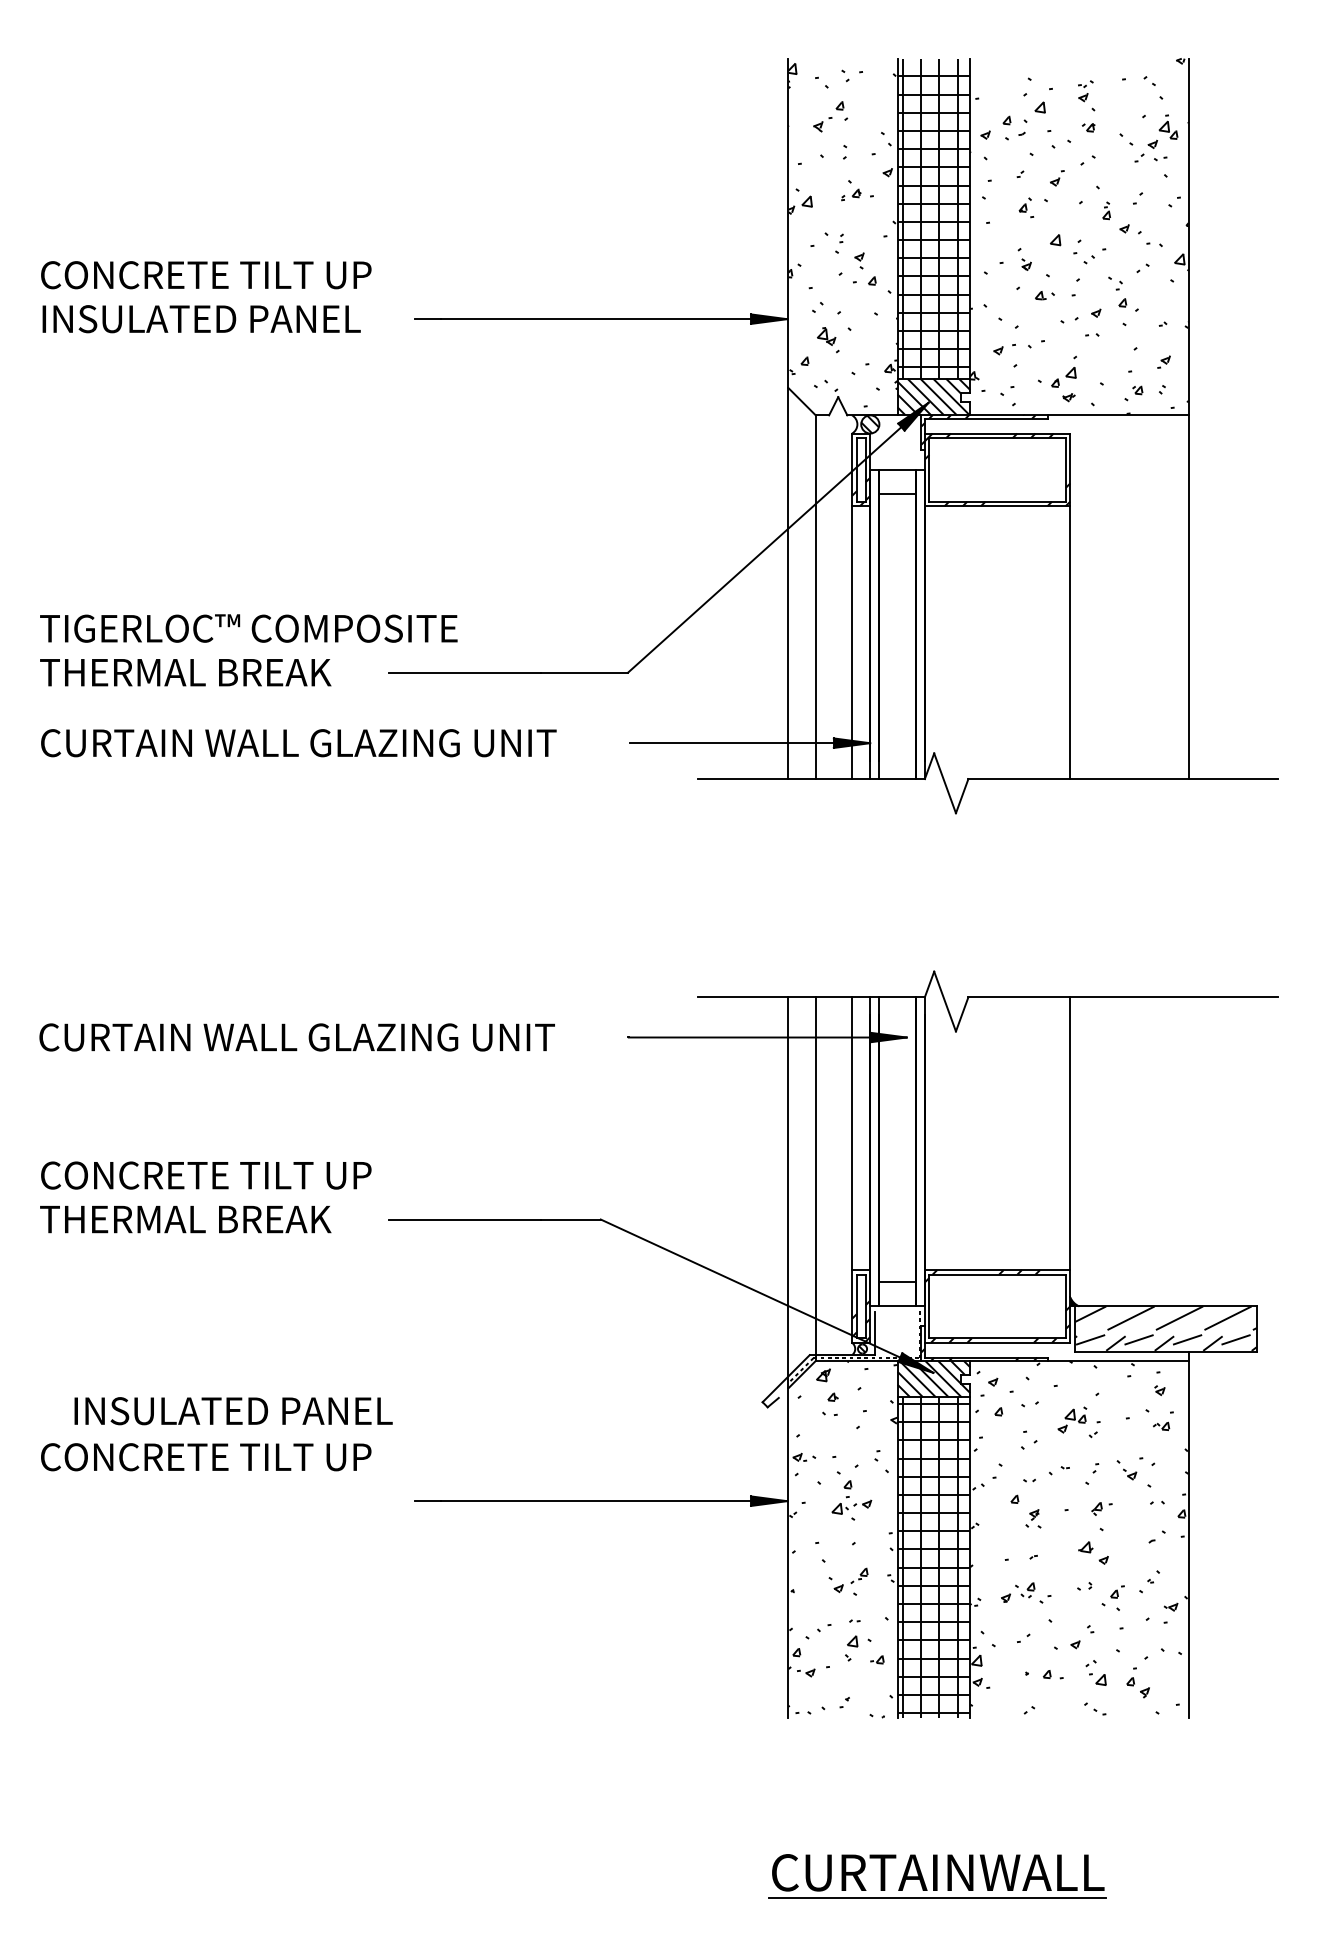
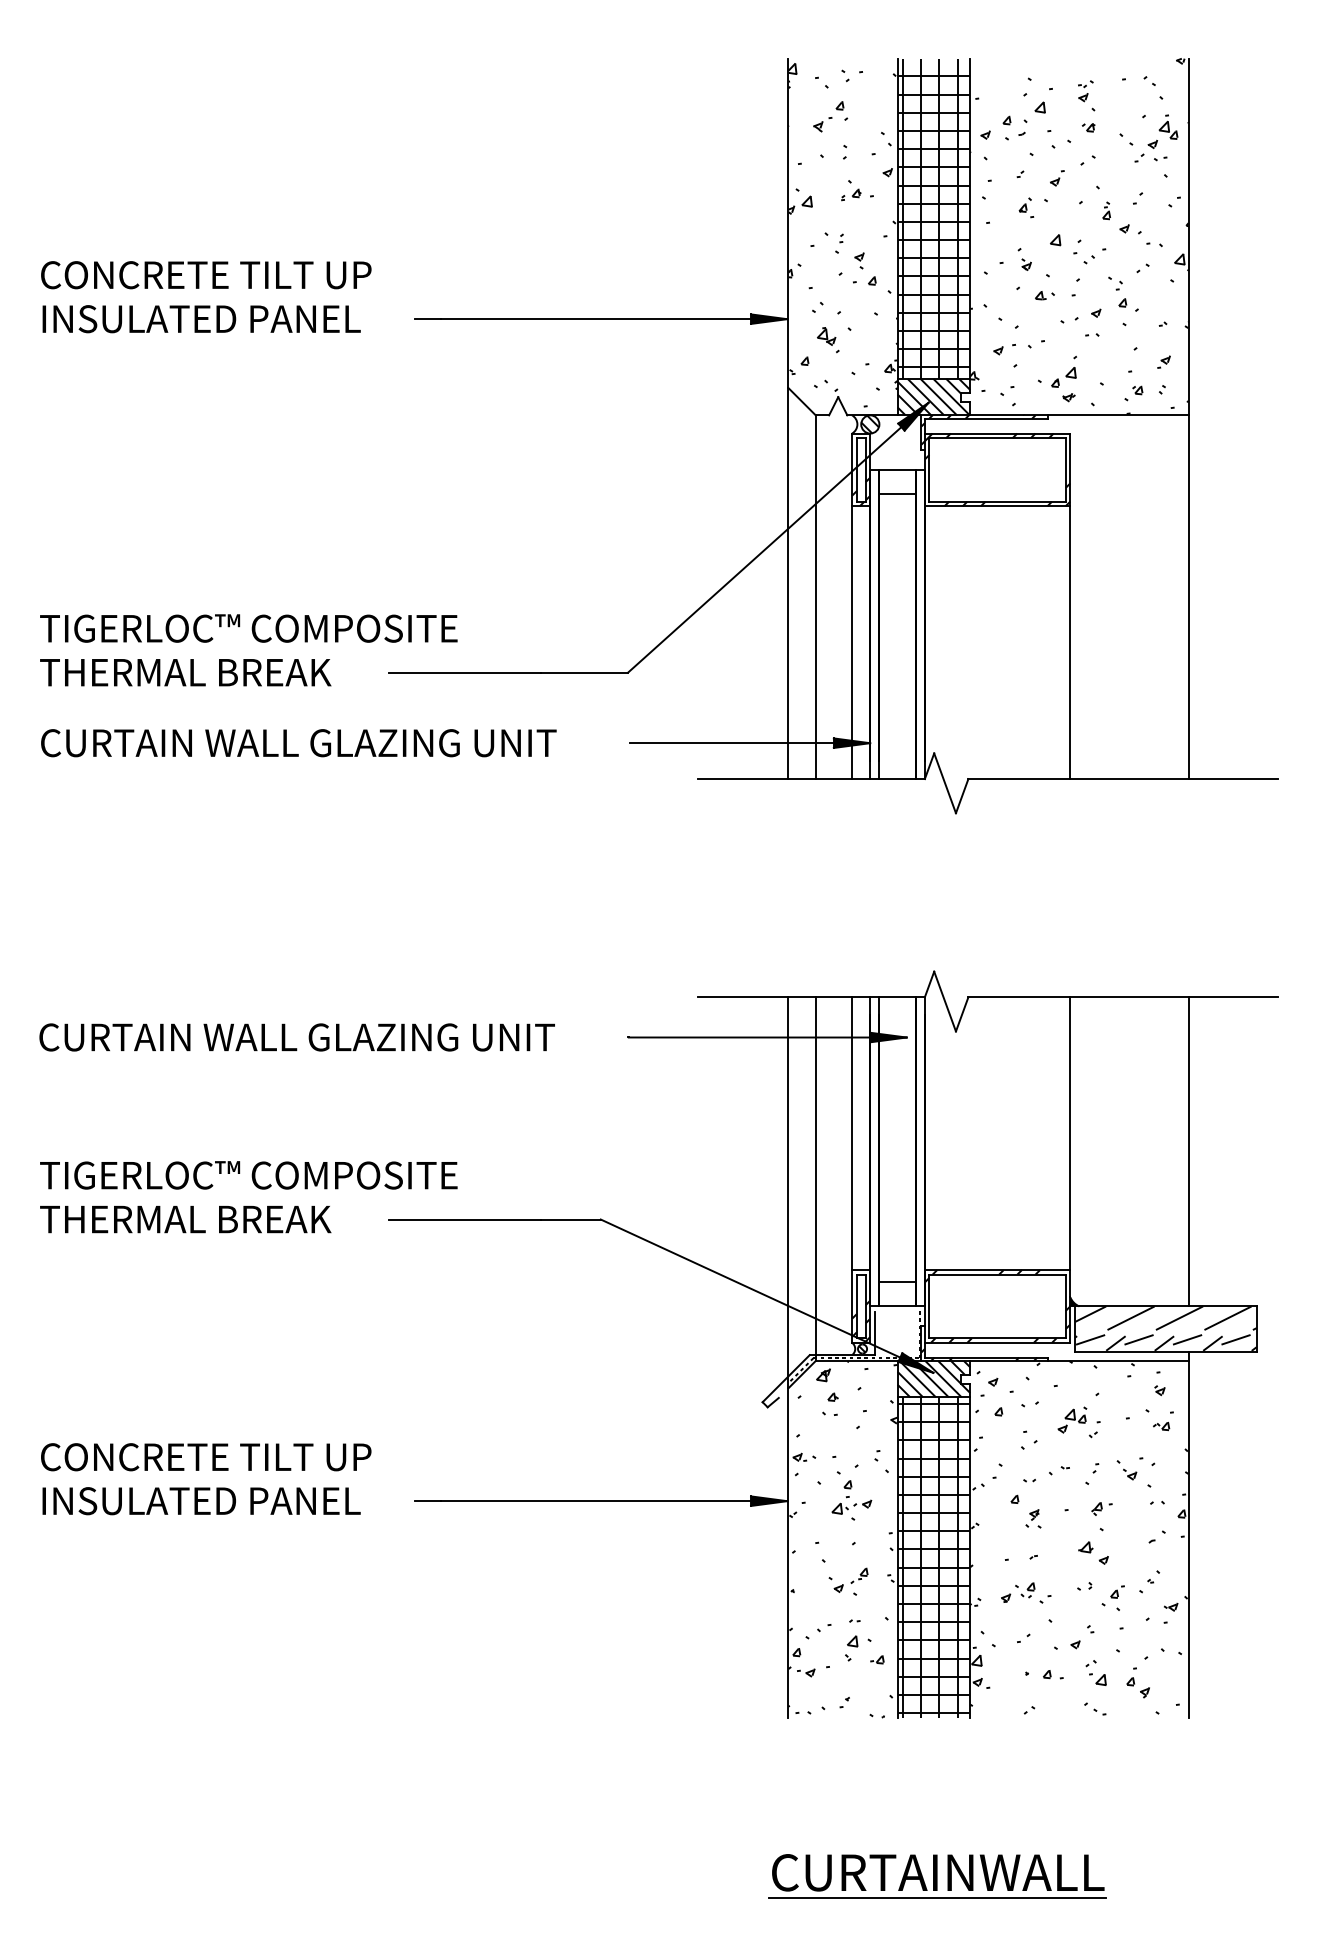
line: none -> present (1188, 1151)
text: CONCRETE TILT UP -> TIGERLOC™ COMPOSITE (248, 1175)
text position: (233, 1411) -> (201, 1501) (201, 1501)
